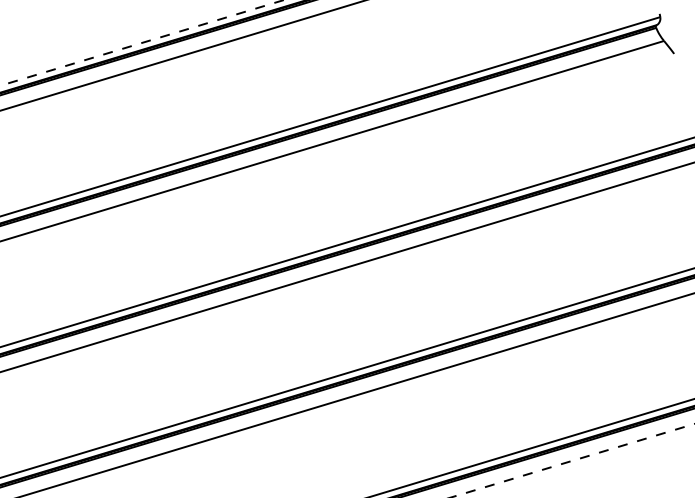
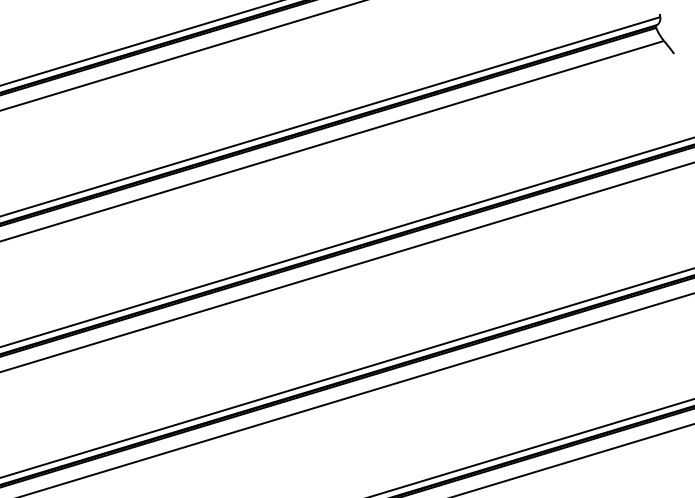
line: dashed -> solid (142, 42)
line: dashed -> solid (572, 460)
